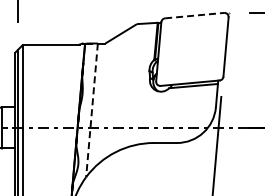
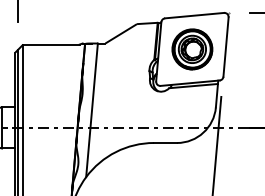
line: dashed -> solid (194, 15)
part: none -> present (192, 49)
line: dashed -> solid (91, 110)
